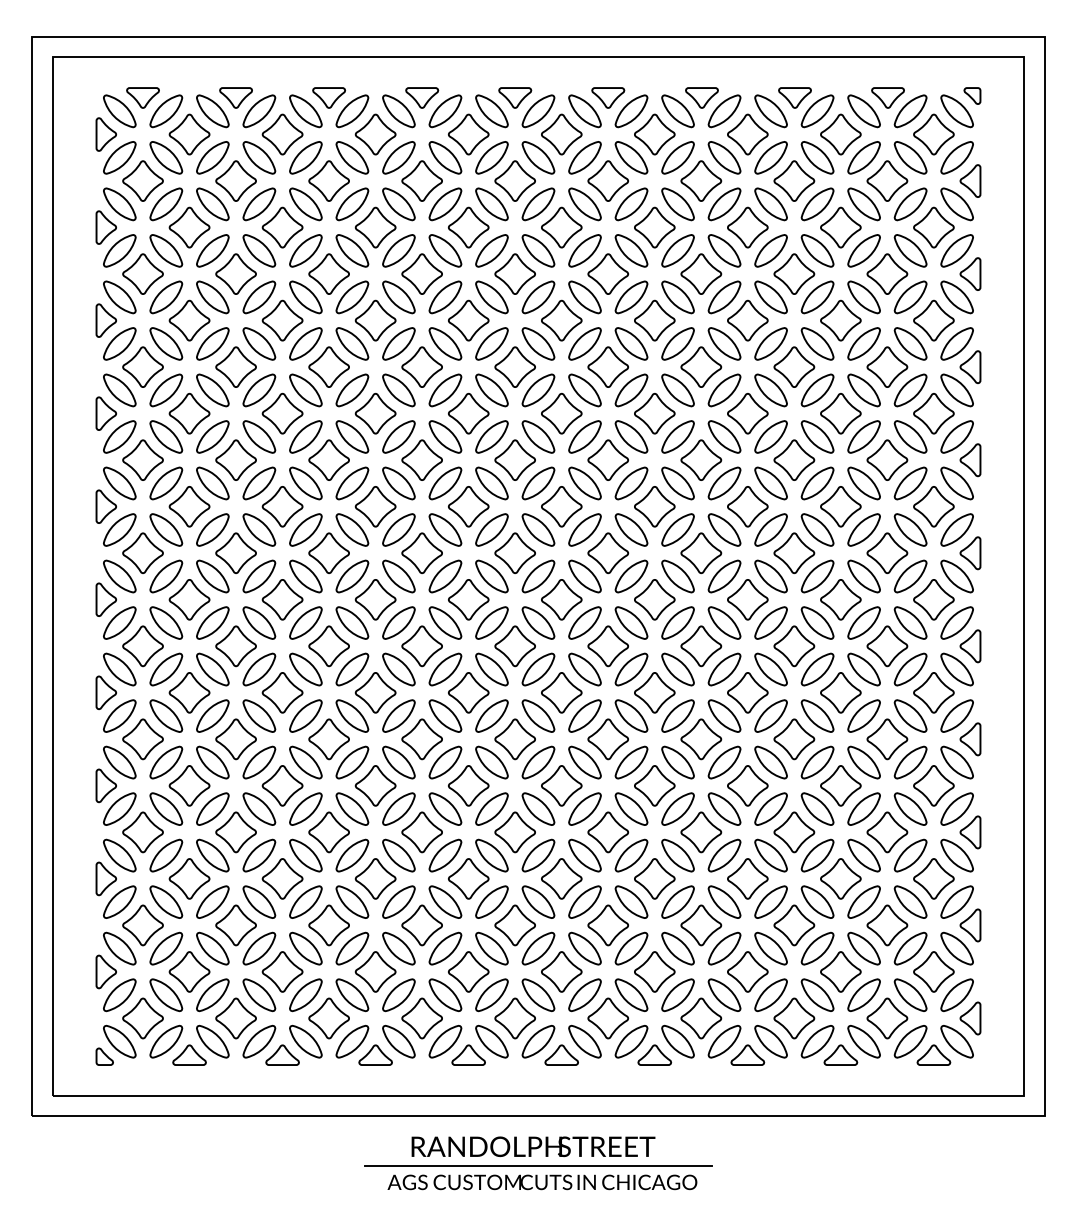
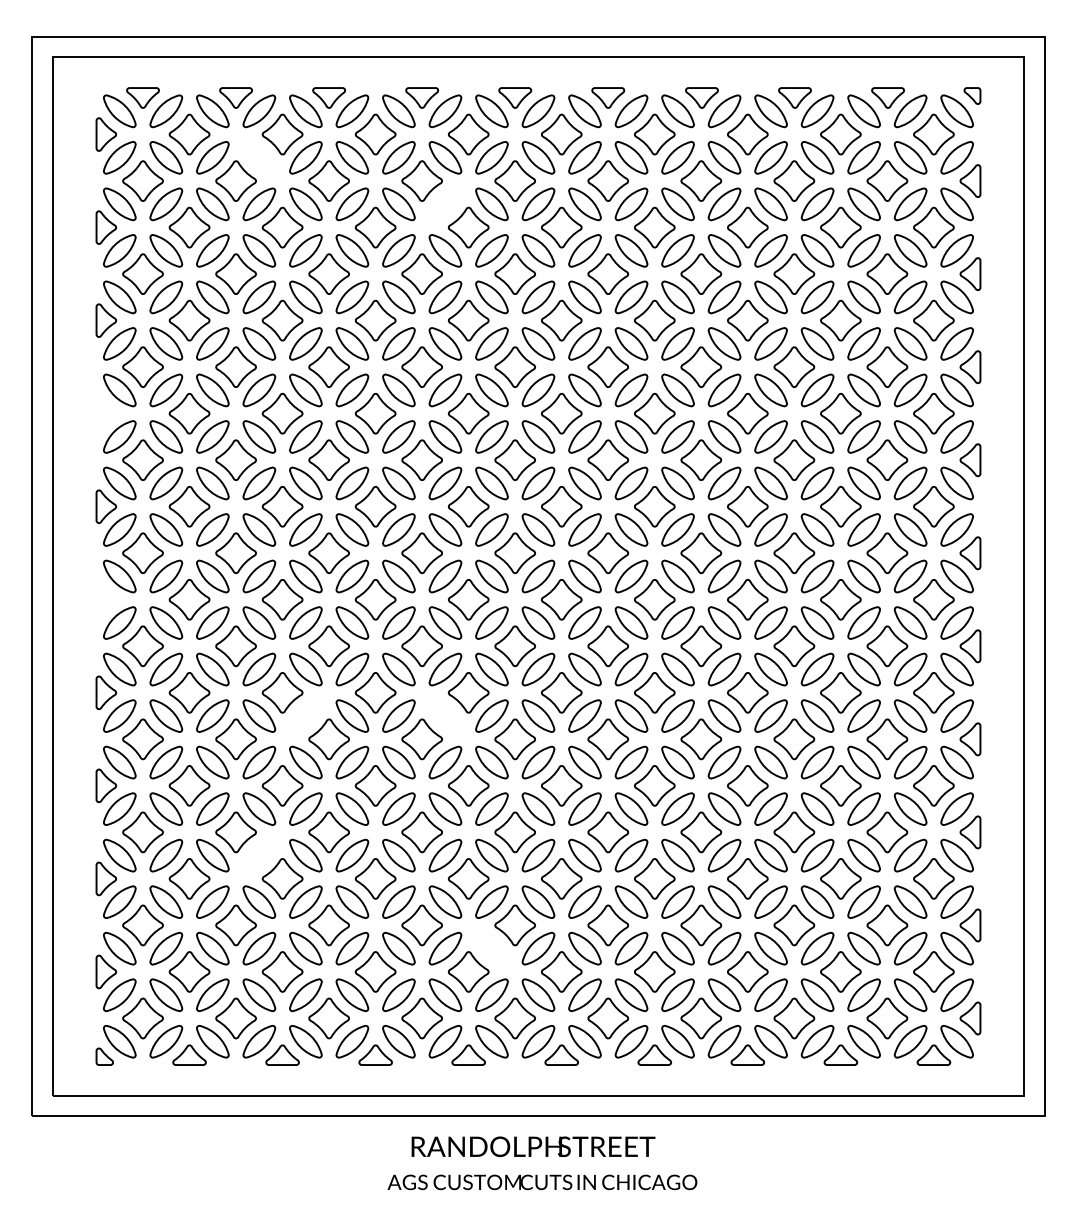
part: present -> none (259, 157)
part: present -> none (445, 204)
part: present -> none (105, 413)
part: present -> none (105, 599)
part: present -> none (305, 715)
part: present -> none (445, 715)
part: present -> none (259, 855)
part: present -> none (491, 948)
line: present -> none (538, 1166)
